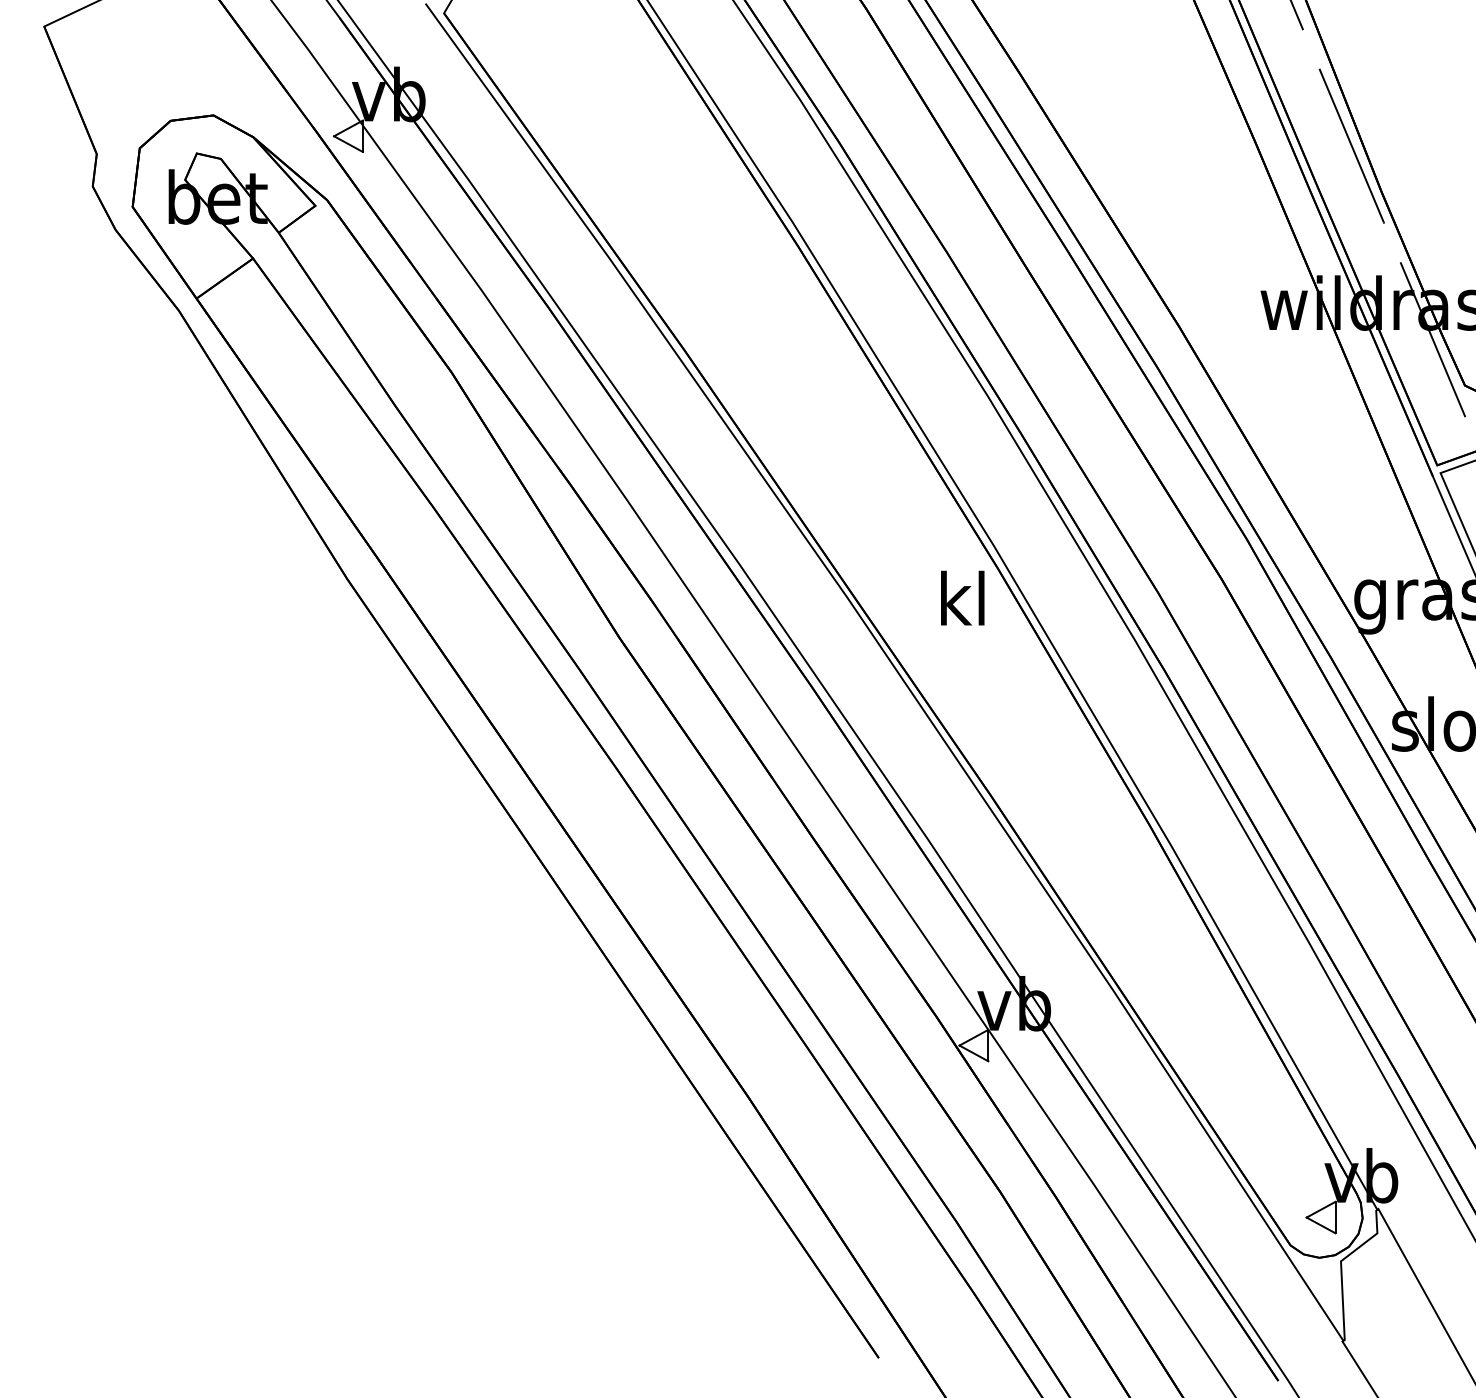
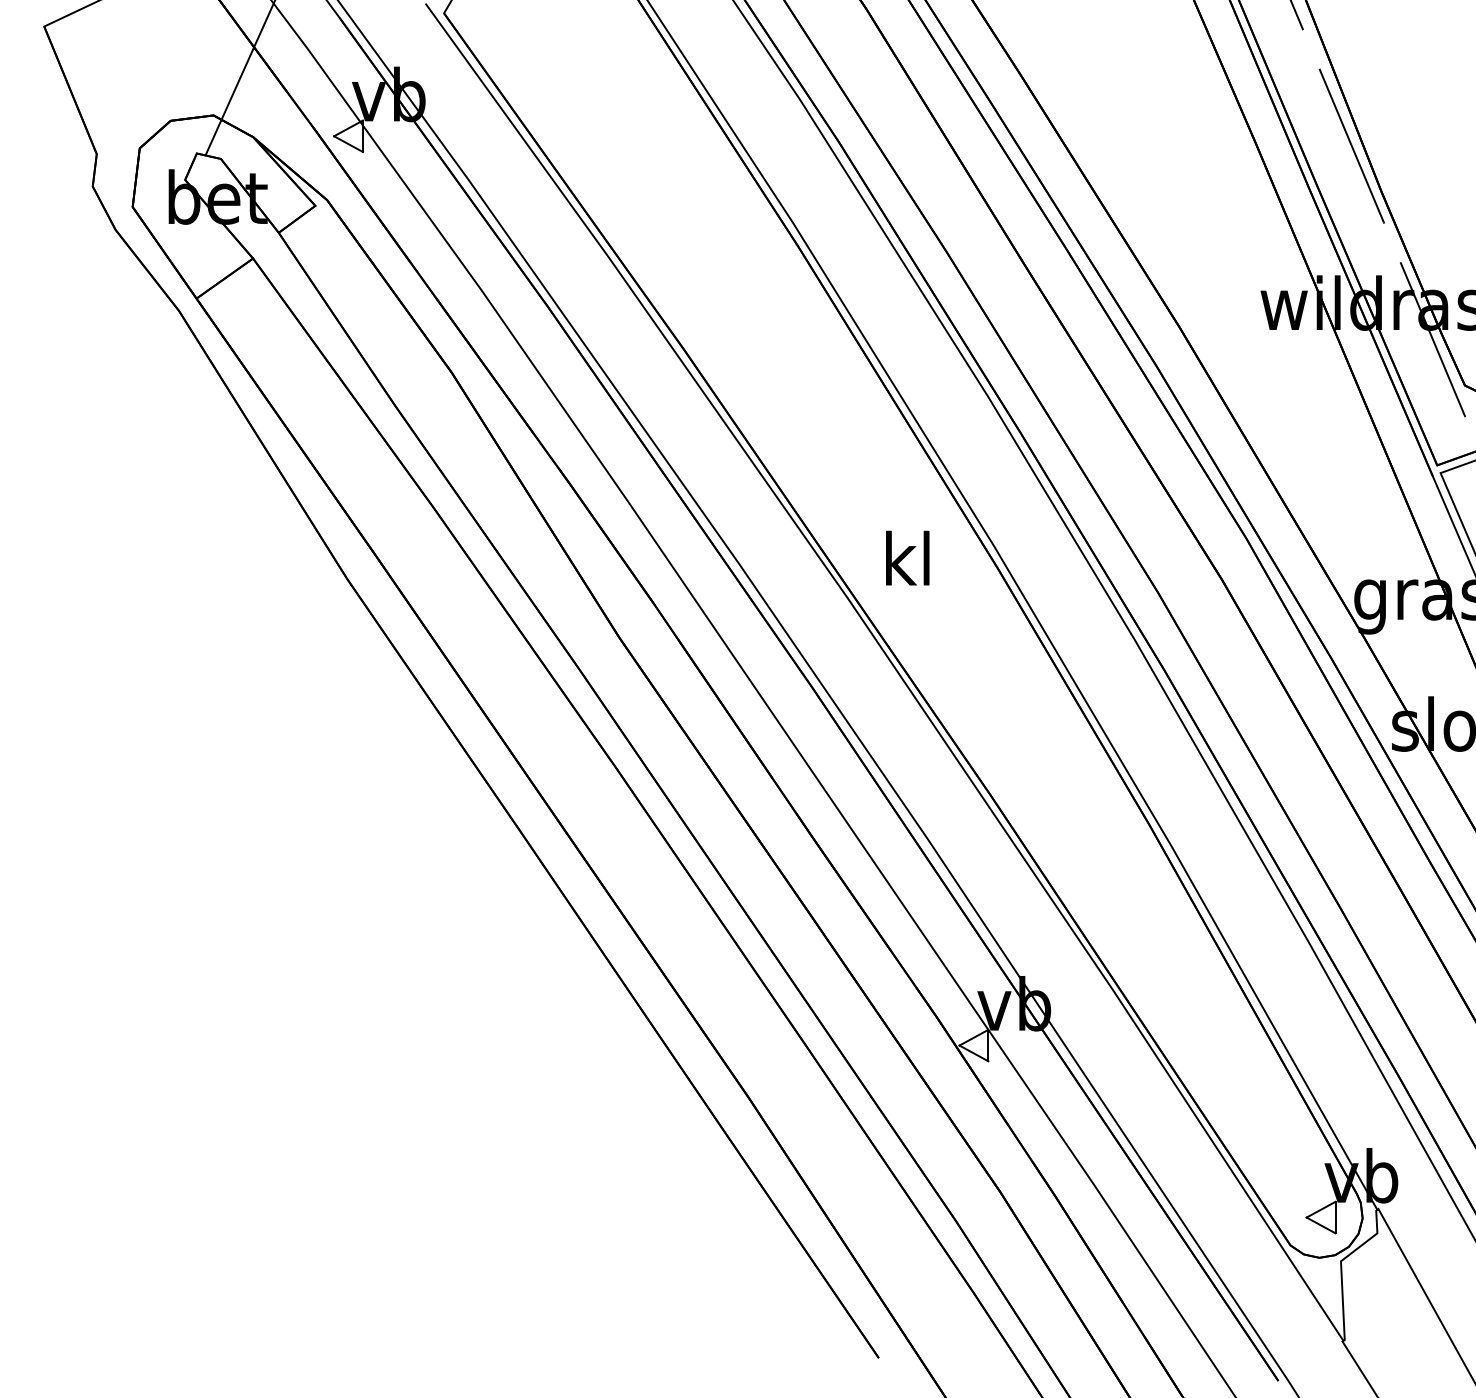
line: none -> present (239, 78)
text position: (962, 597) -> (907, 557) (907, 557)
